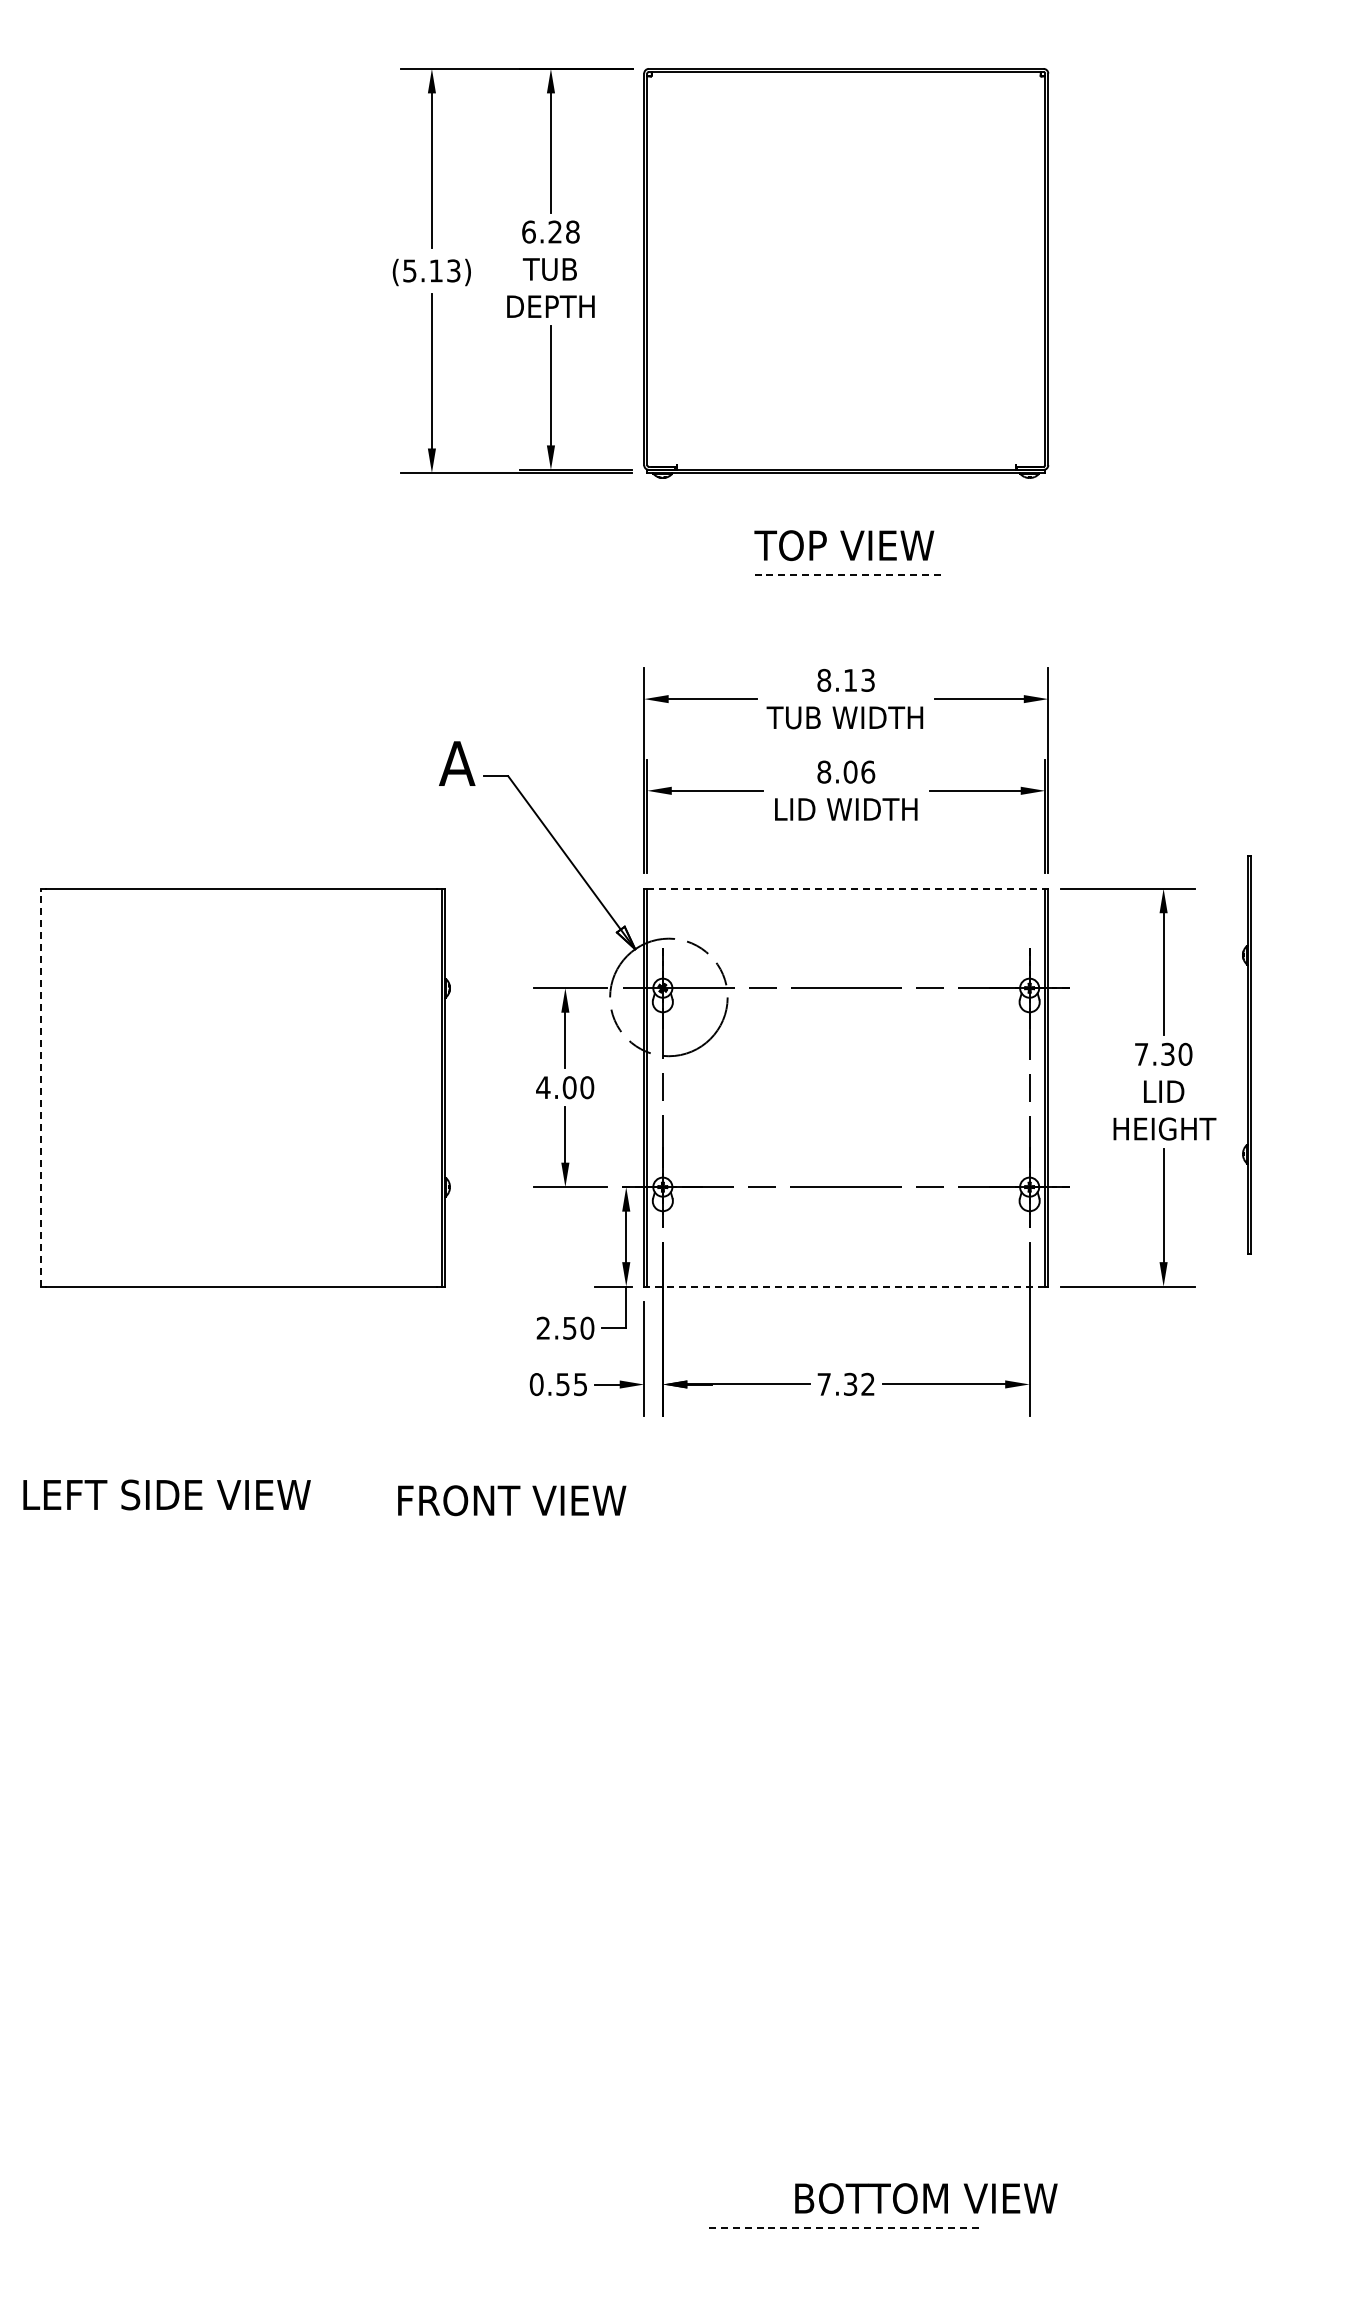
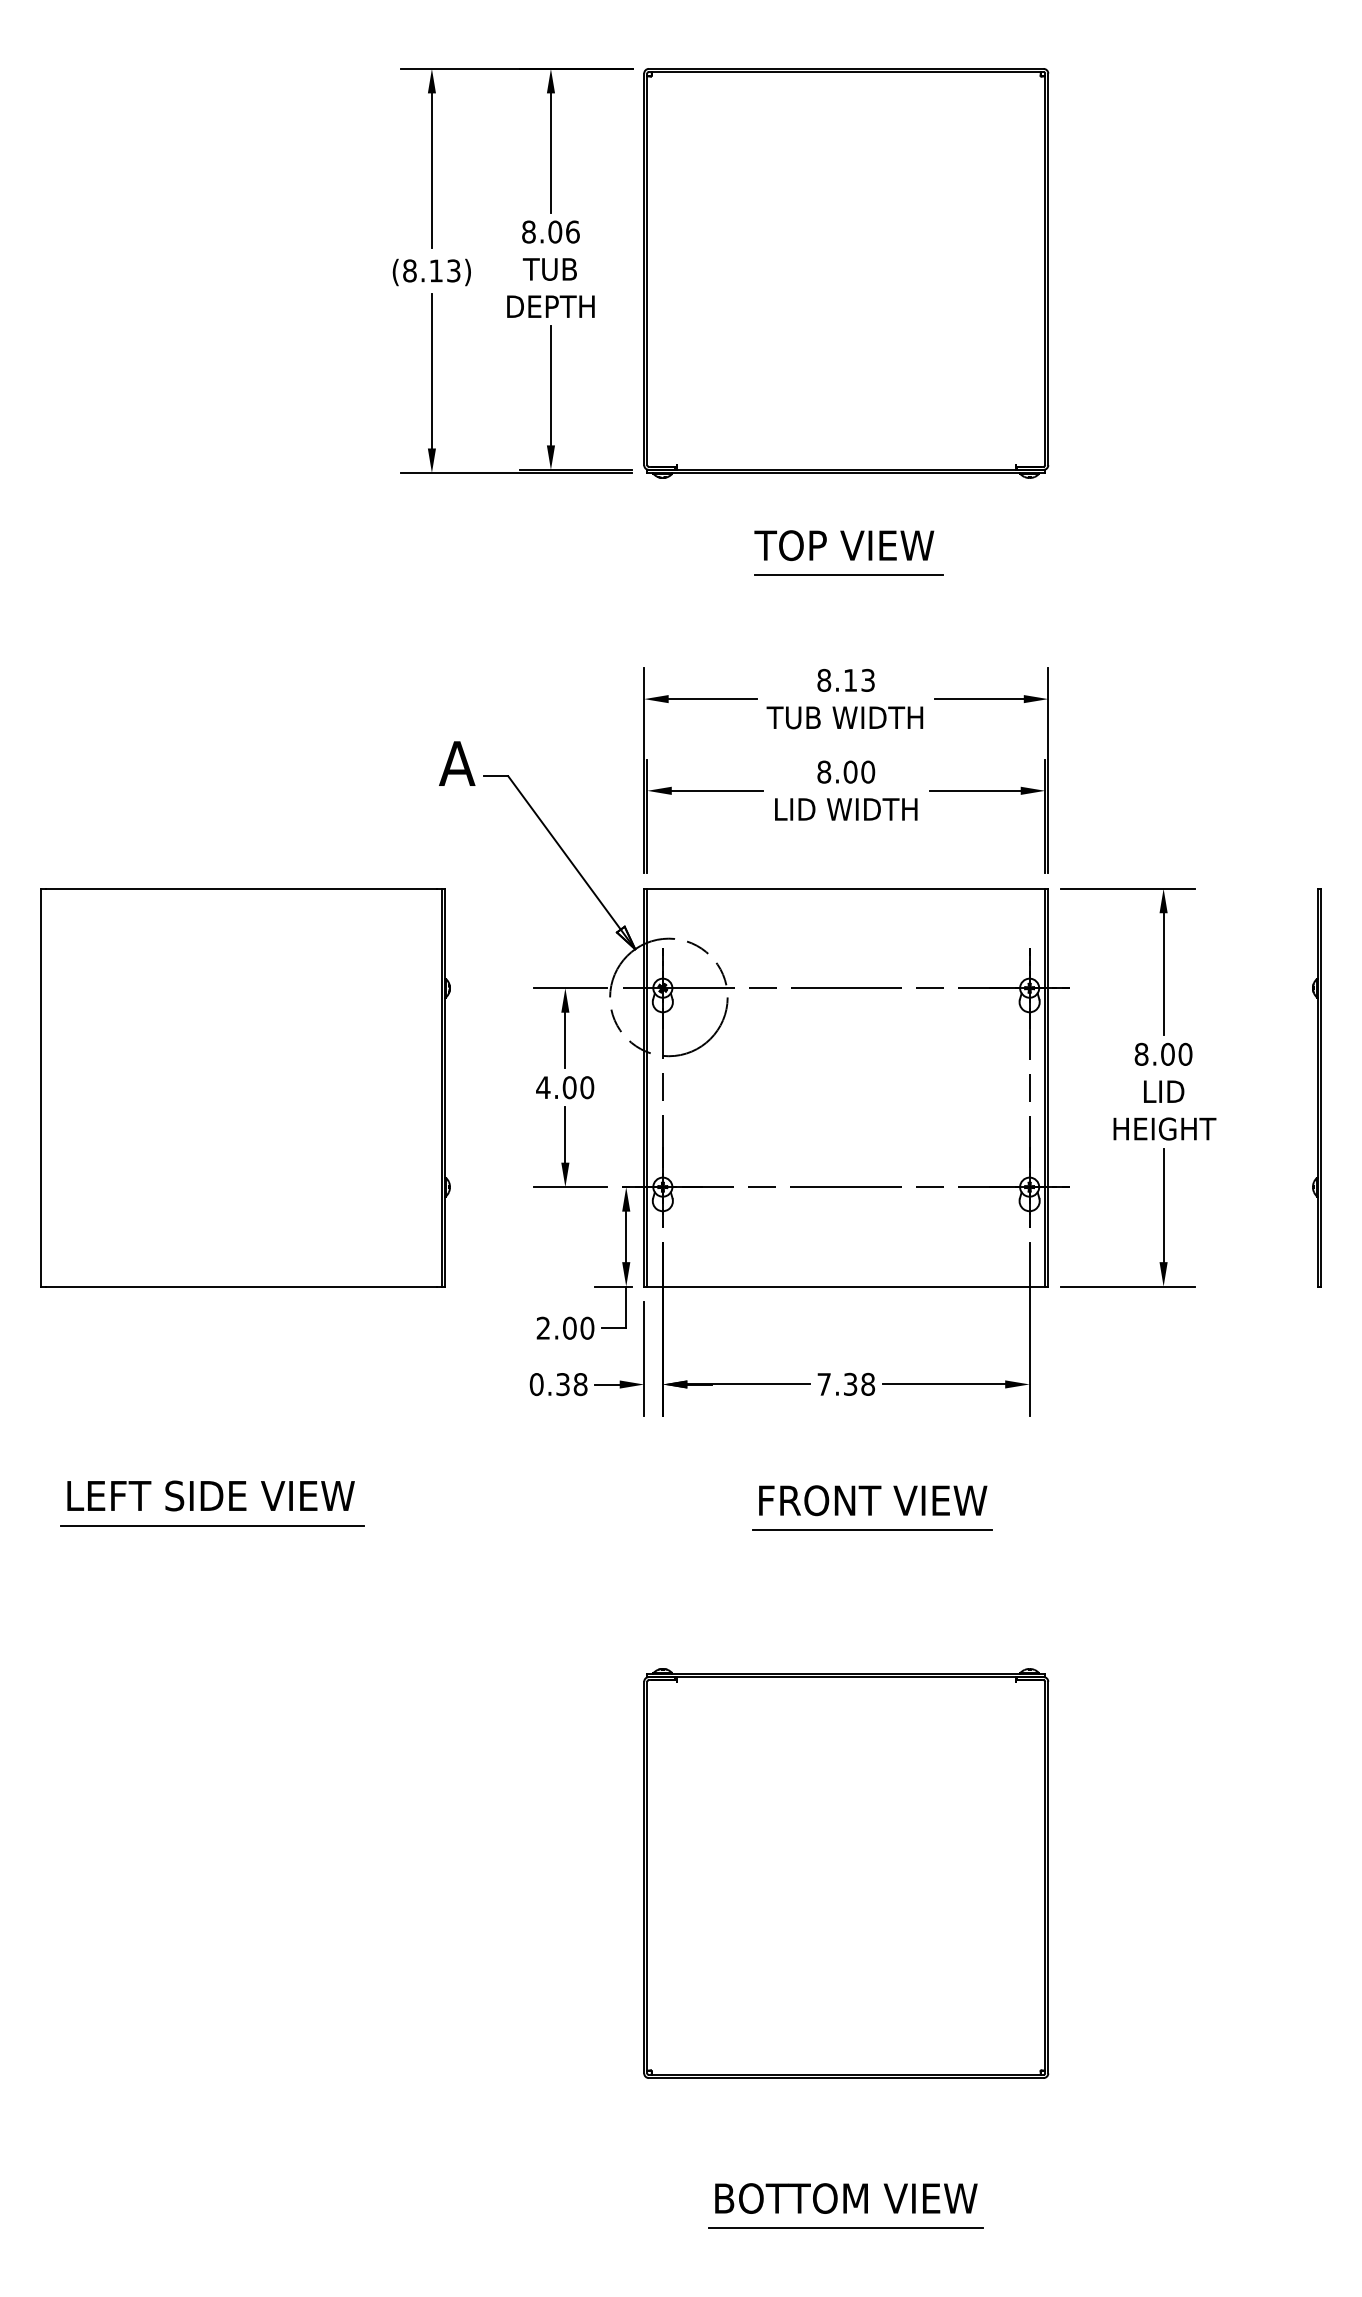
text: 6.28 -> 8.06 (550, 231)
text: (5.13) -> (8.13) (409, 270)
line: dashed -> solid (849, 575)
text: 8.06 -> 8.00 (868, 771)
line: dashed -> solid (846, 888)
text: 7.30 -> 8.00 (1154, 1053)
part position: (1246, 1054) -> (1316, 1087) (1316, 1087)
line: dashed -> solid (40, 1087)
line: dashed -> solid (846, 1286)
text: 2.50 -> 2.00 (569, 1327)
text: 0.55 -> 0.38 (572, 1384)
text: 7.32 -> 7.38 (868, 1384)
text position: (166, 1494) -> (210, 1495) (210, 1495)
text position: (512, 1500) -> (873, 1500) (873, 1500)
line: none -> present (212, 1525)
line: none -> present (872, 1530)
part: none -> present (846, 1873)
text position: (926, 2198) -> (846, 2198) (846, 2198)
line: dashed -> solid (846, 2228)
